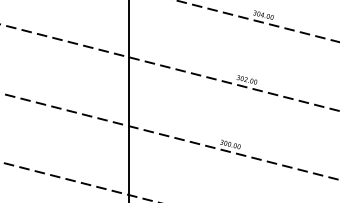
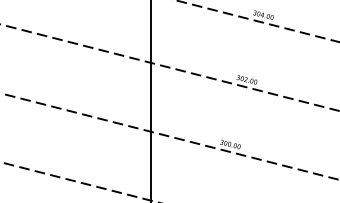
line position: (129, 100) -> (151, 100) (151, 100)
